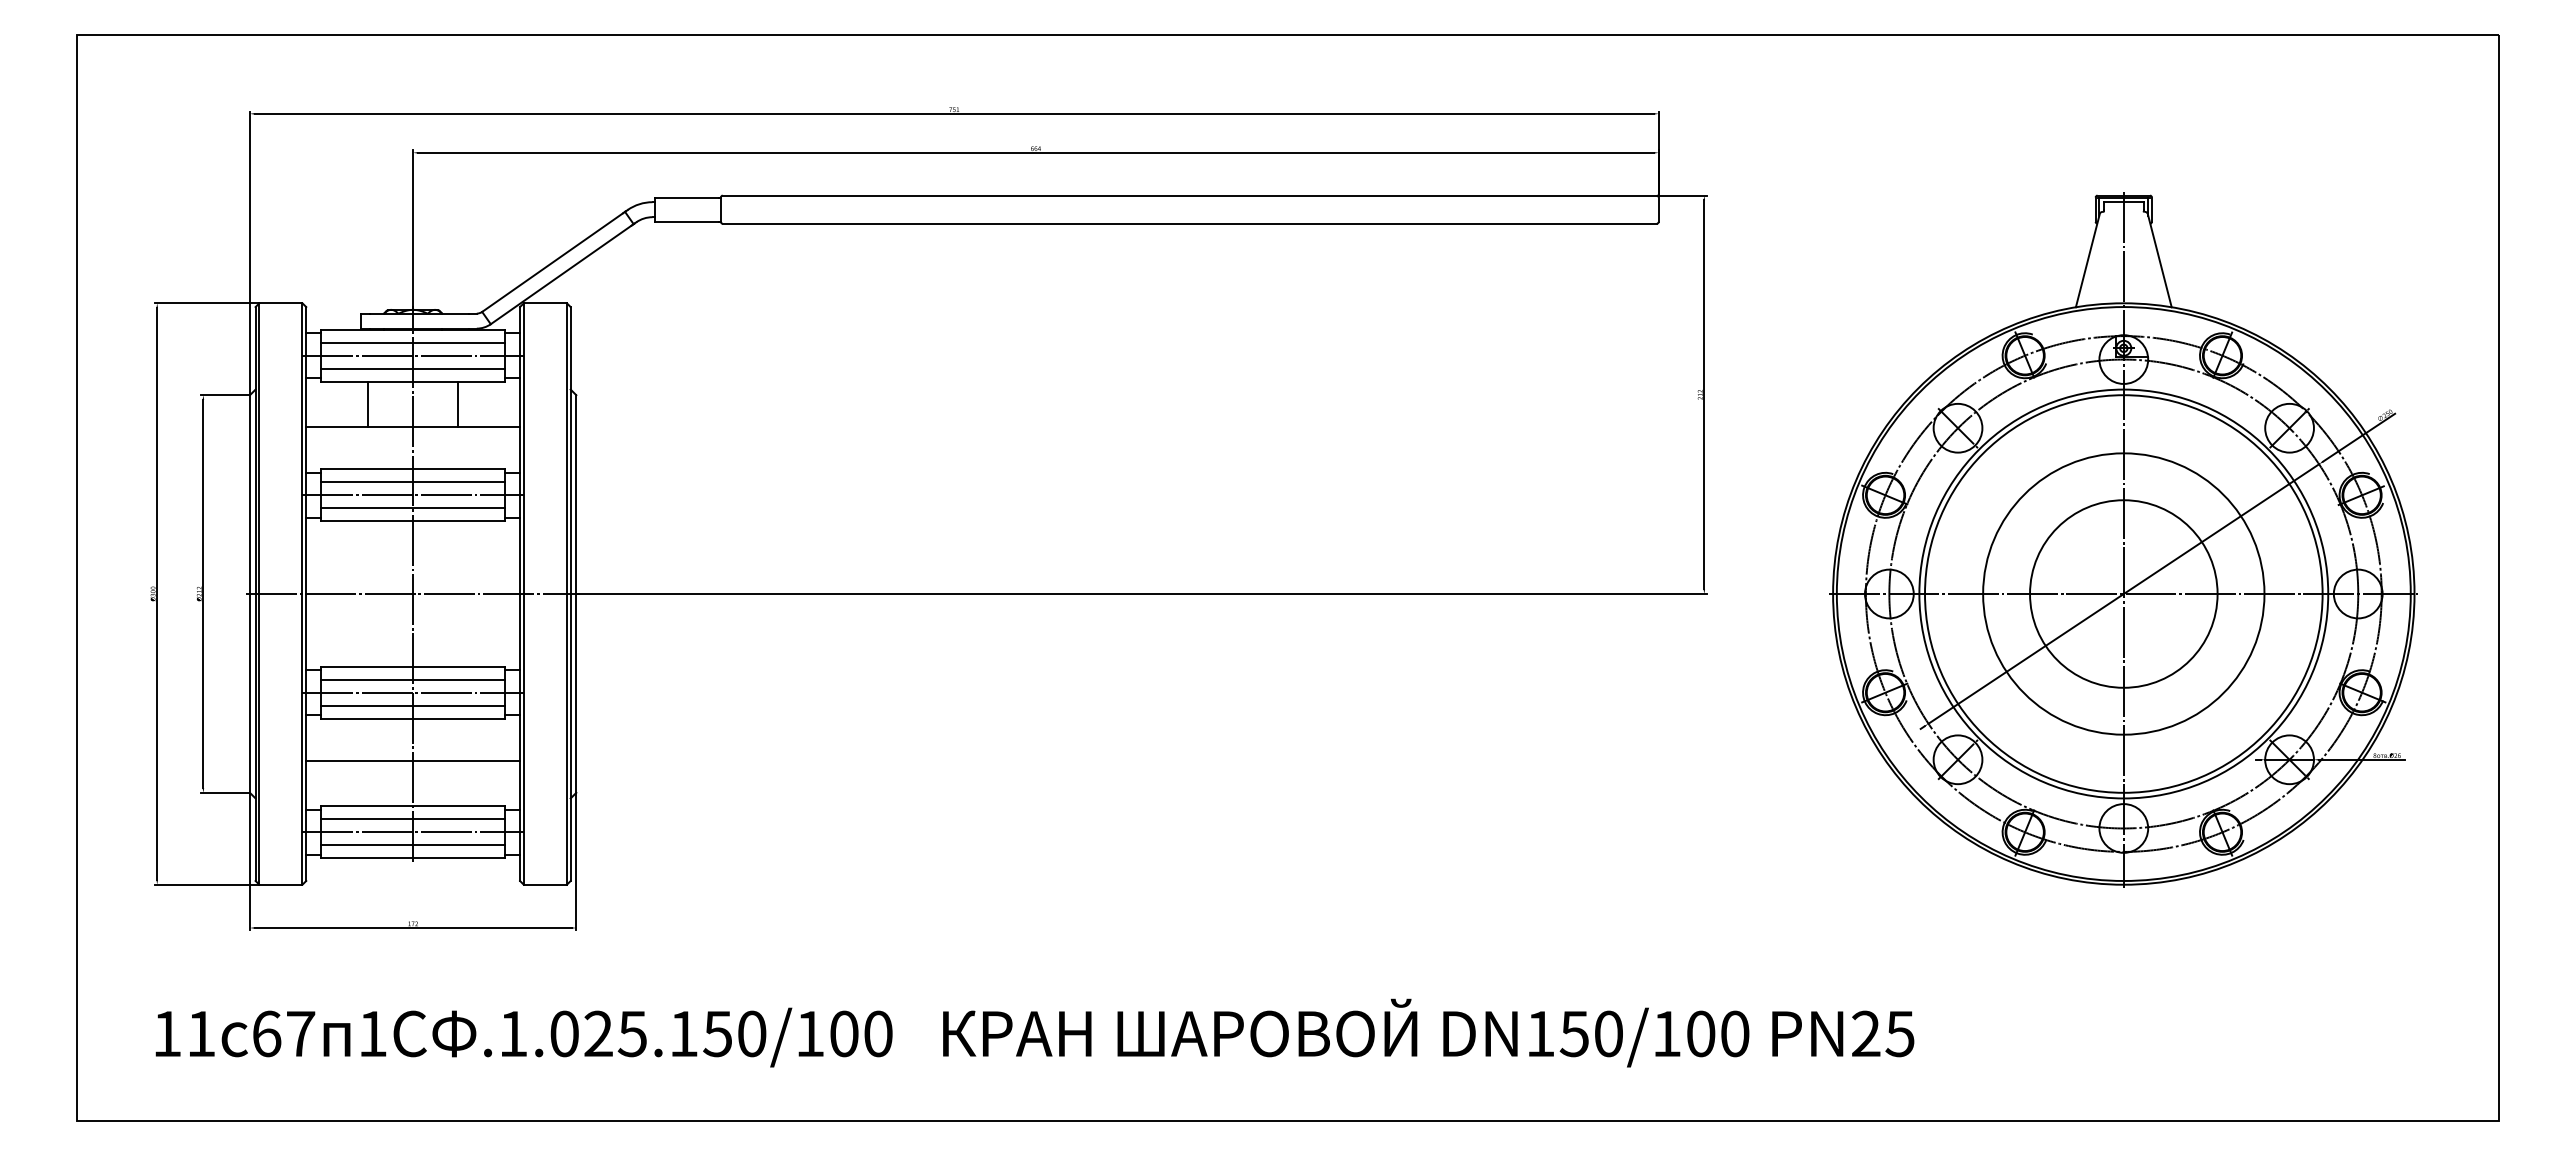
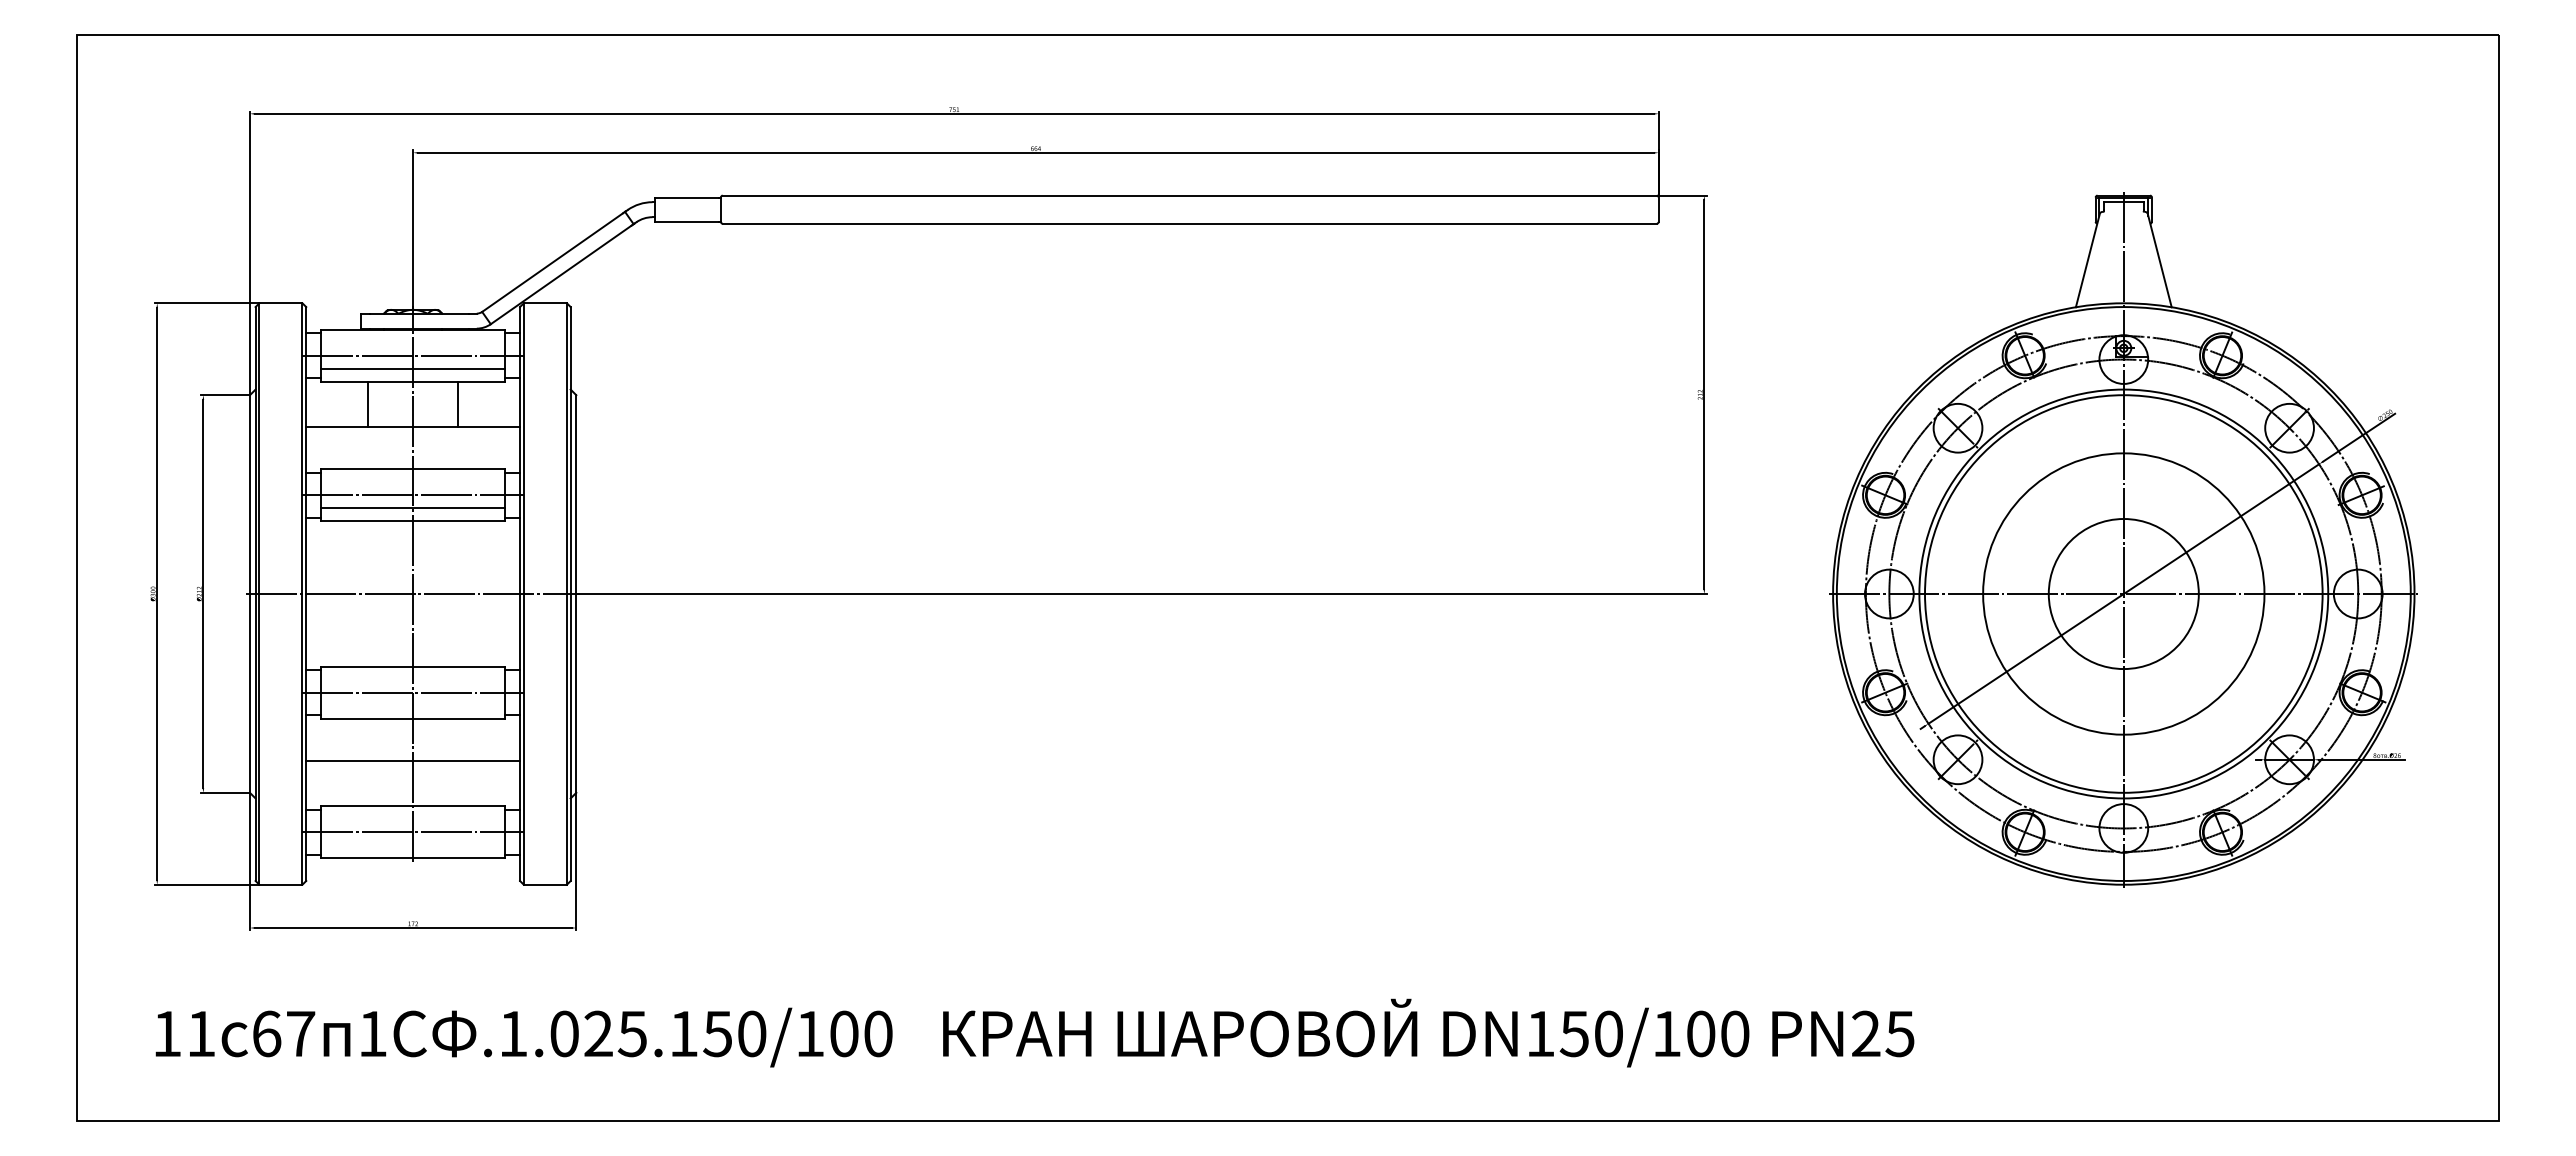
line: present -> none (413, 342)
line: present -> none (413, 482)
circle diameter: 188 px -> 150 px (2123, 594)
line: present -> none (413, 679)
line: present -> none (413, 705)
line: present -> none (413, 819)
line: present -> none (413, 845)
